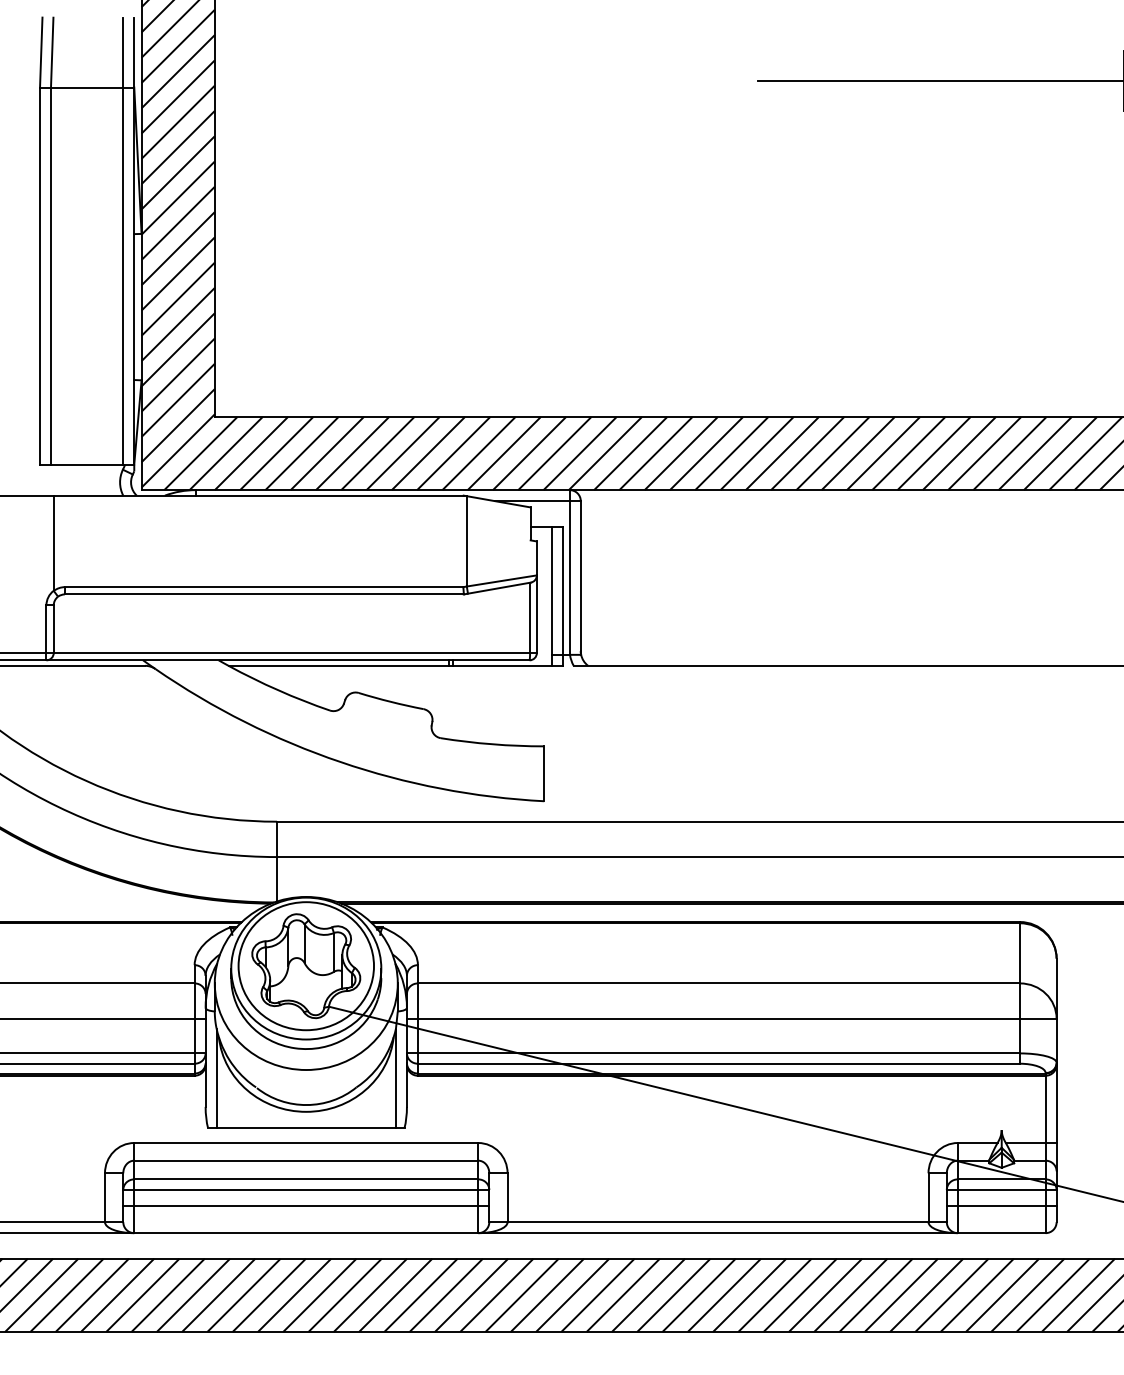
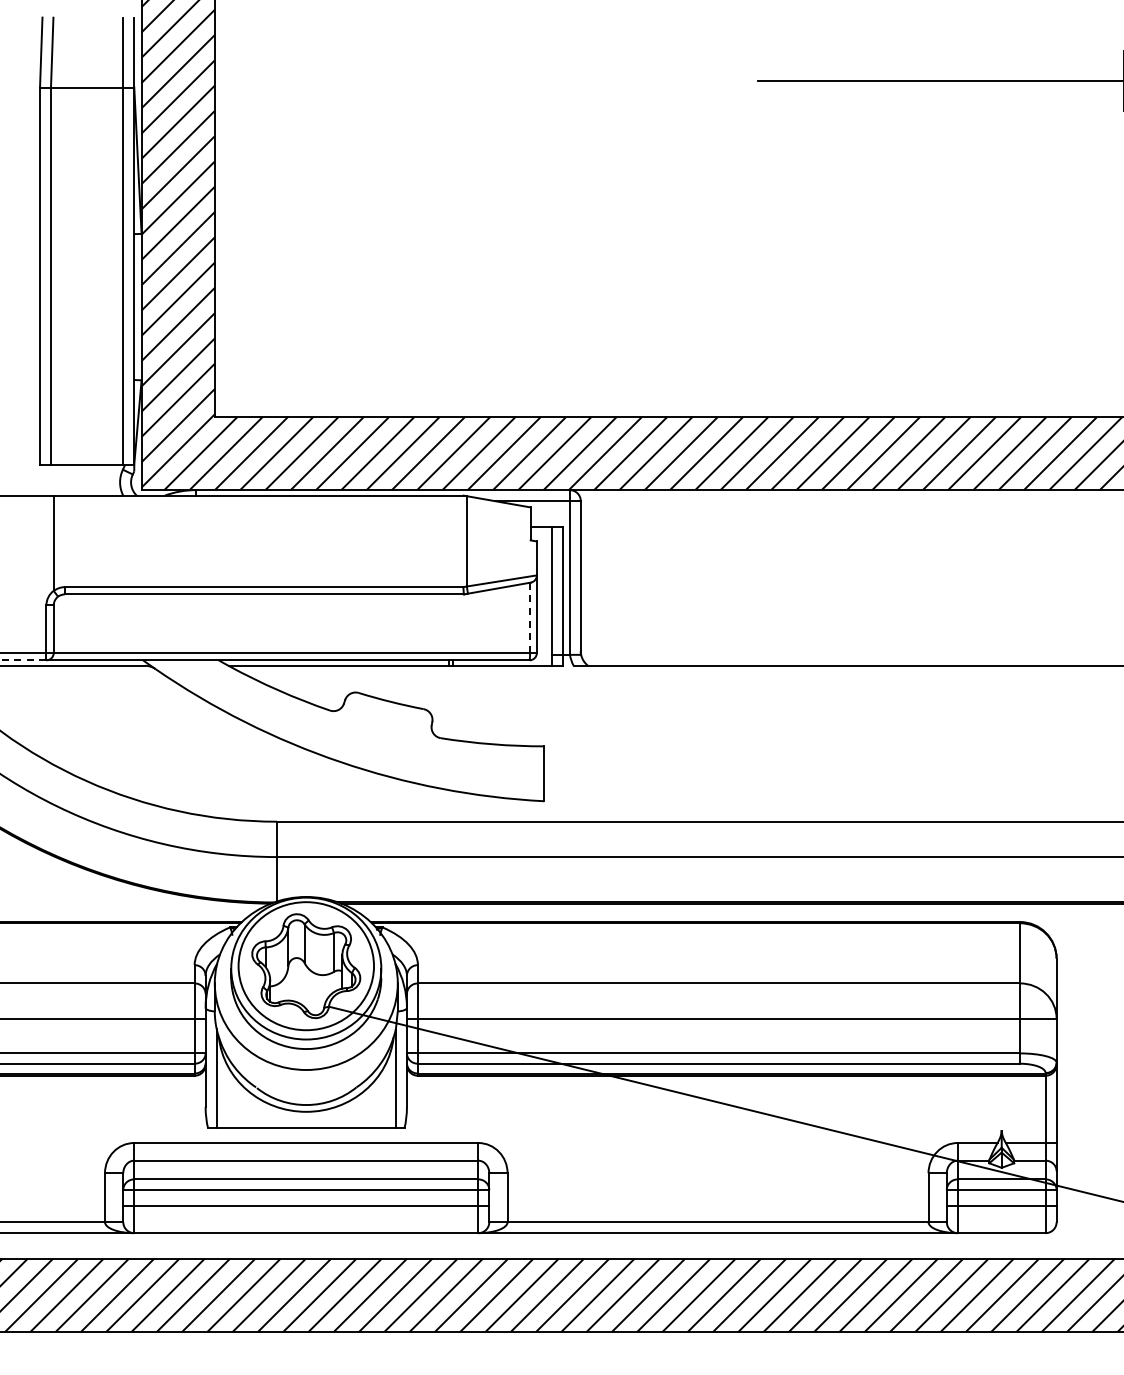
line: solid -> dashed (530, 617)
line: solid -> dashed (23, 660)
